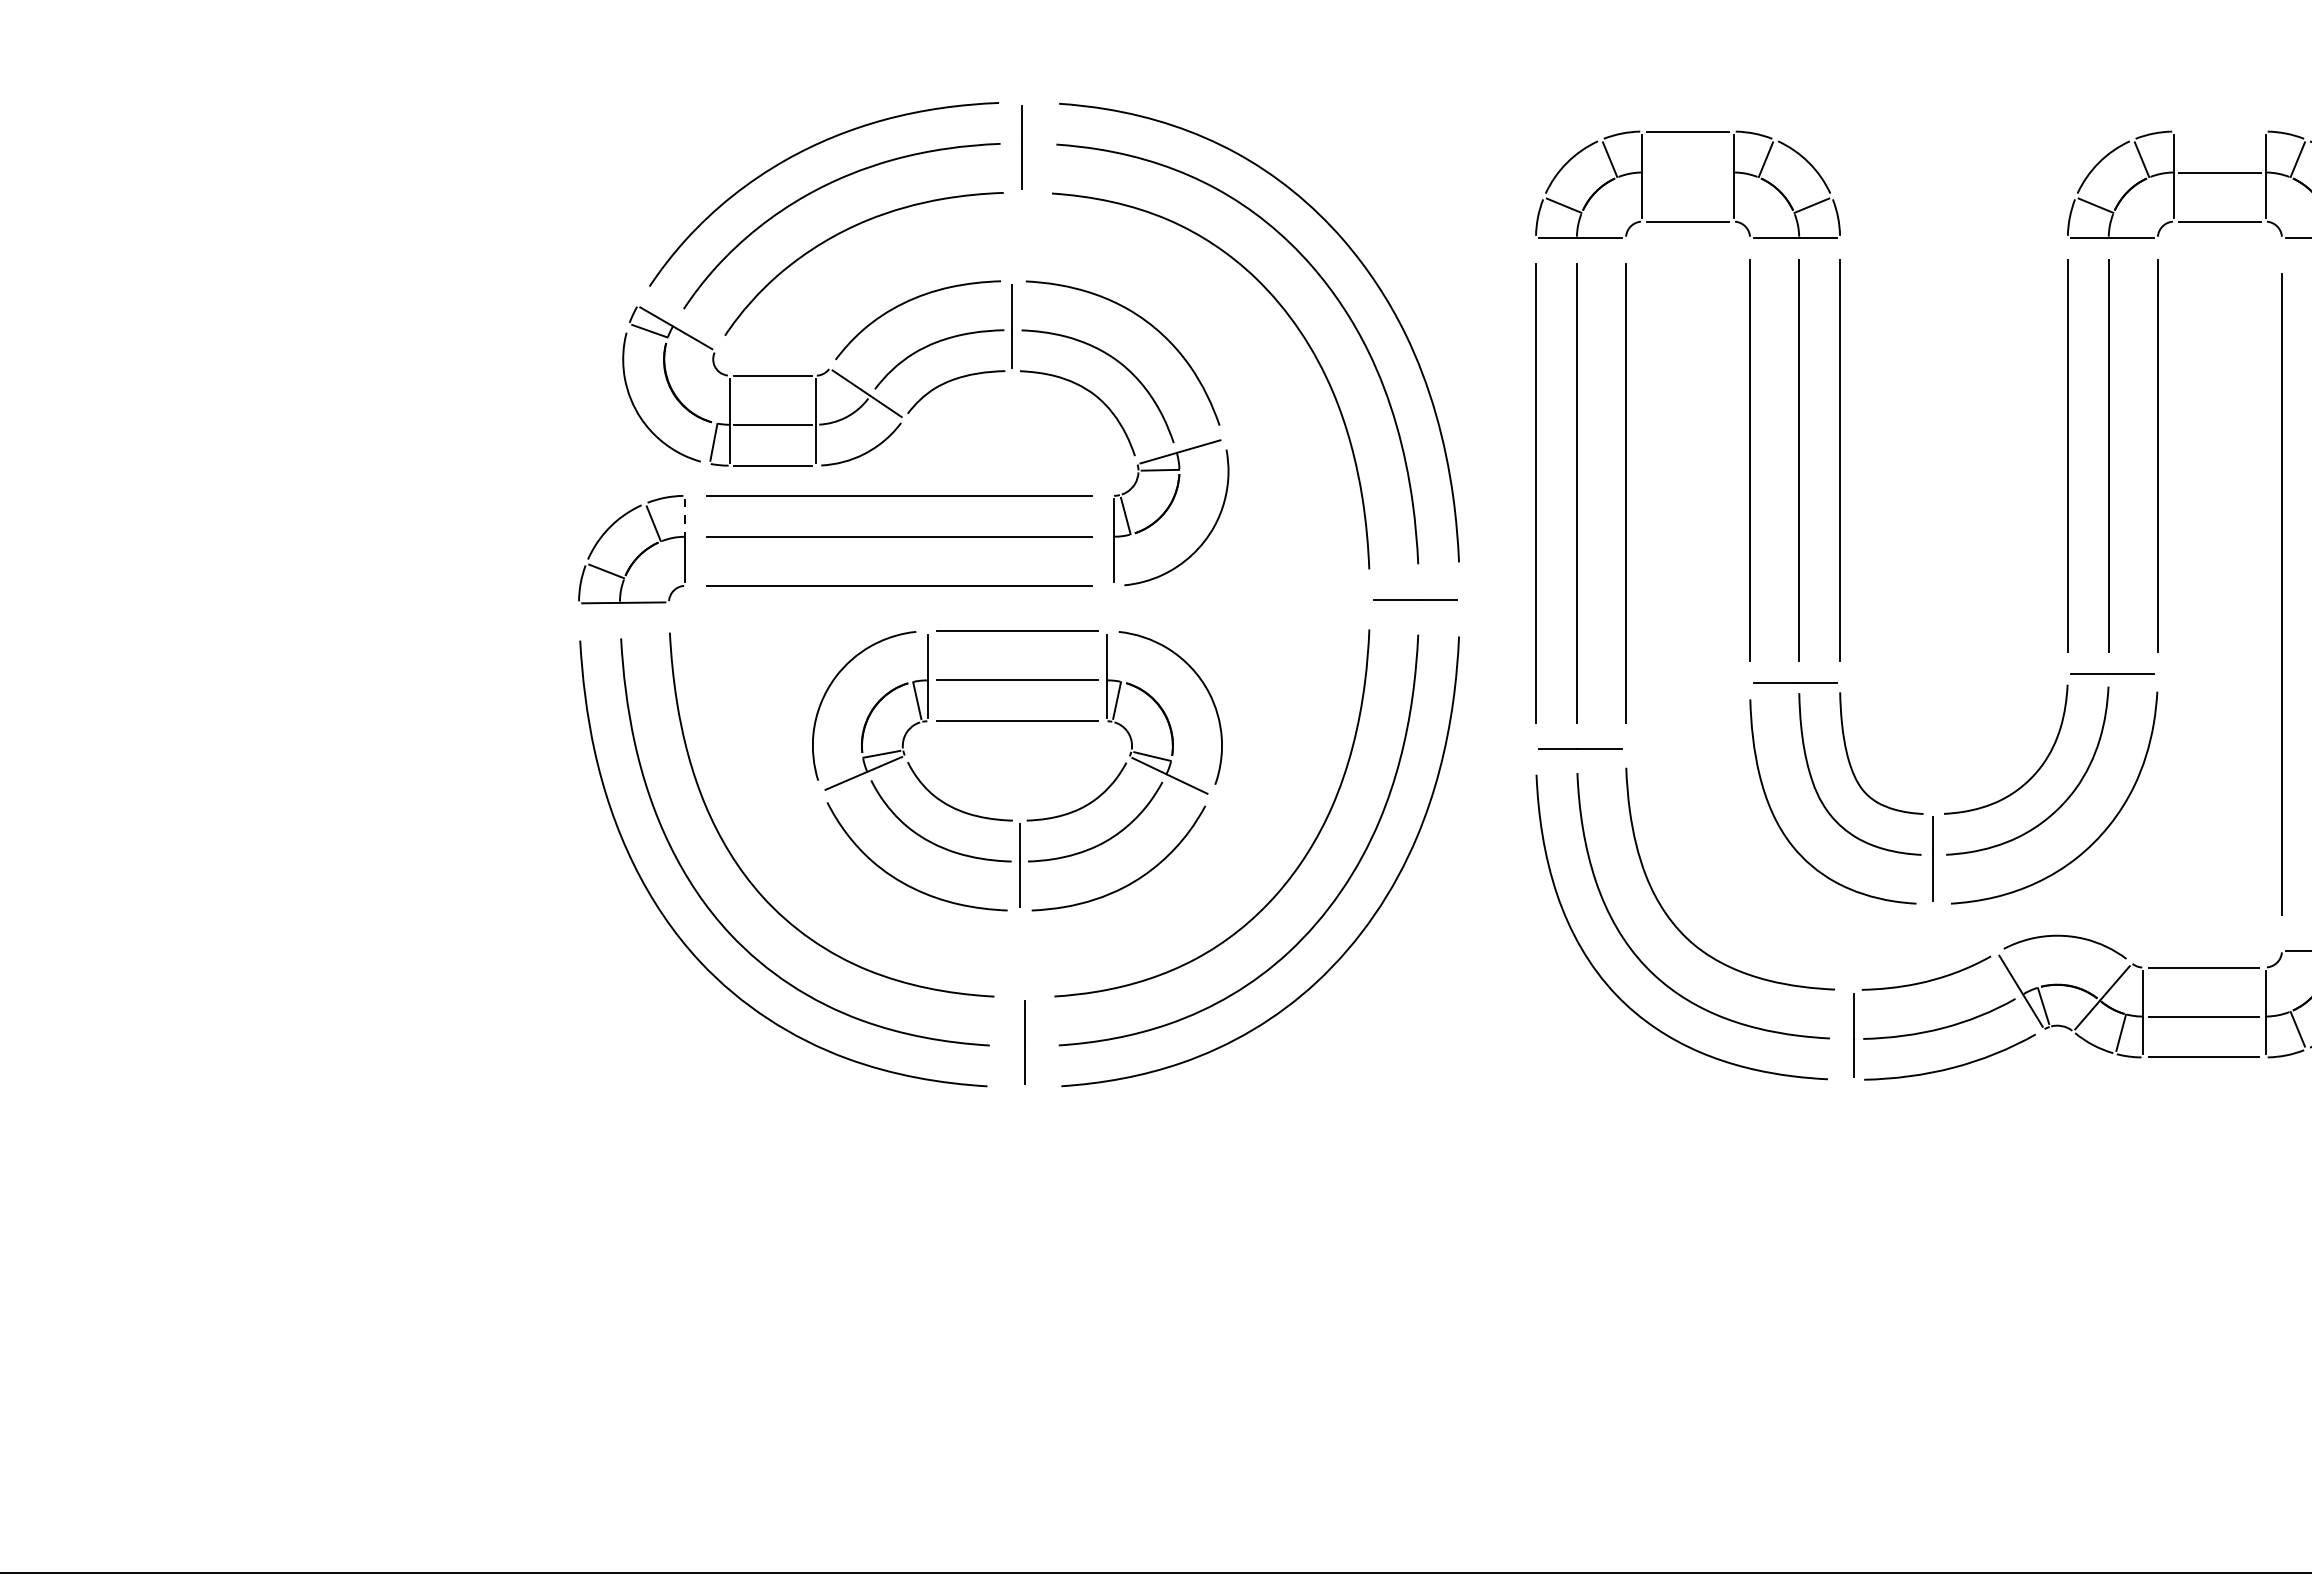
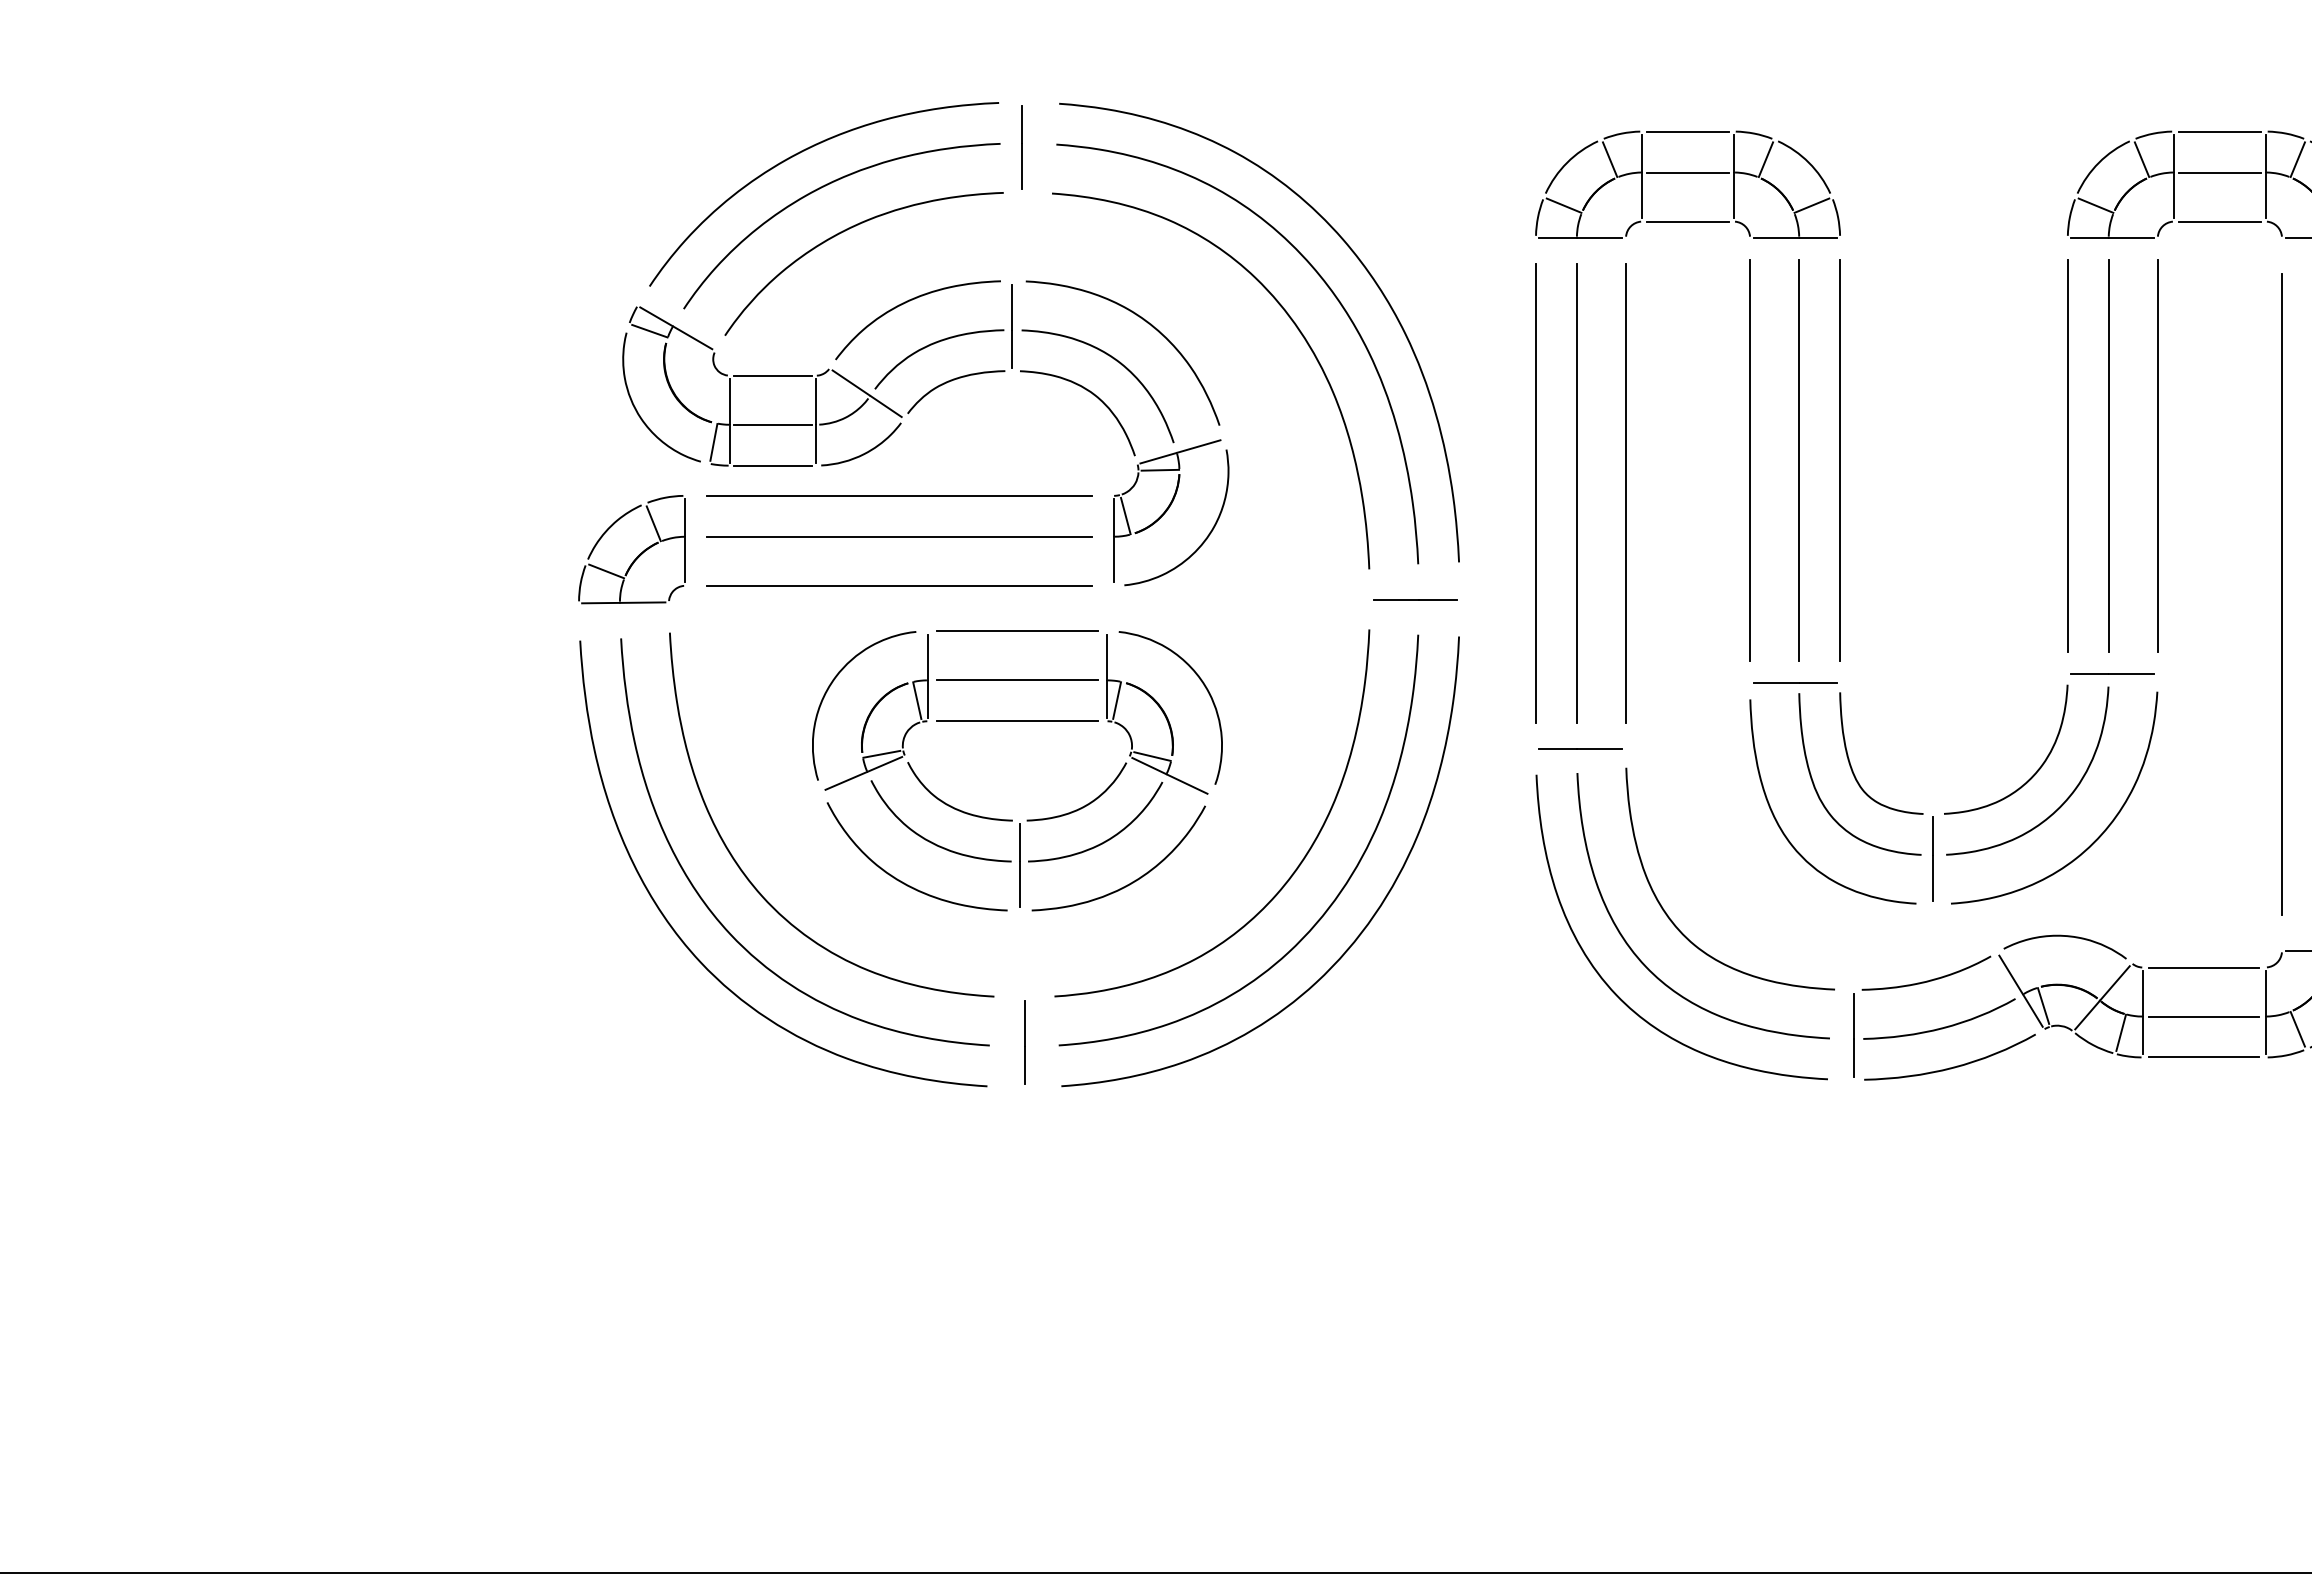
line: none -> present (2219, 131)
line: none -> present (1687, 172)
line: dashed -> solid (685, 517)
